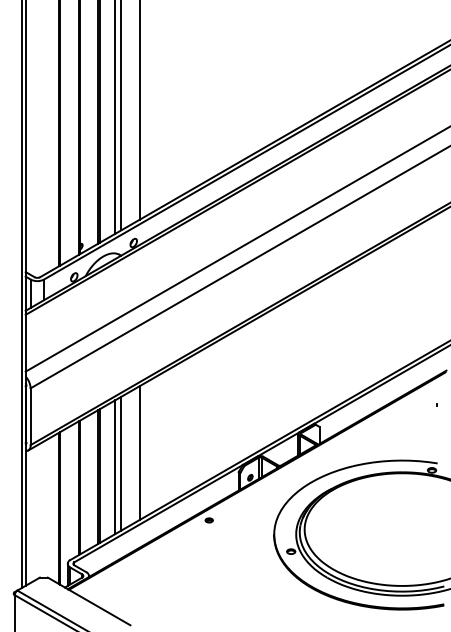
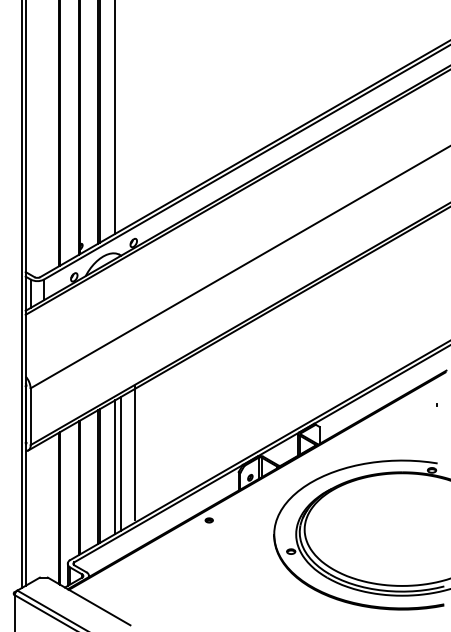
line: present -> none (139, 110)
line: present -> none (121, 116)
line: present -> none (236, 249)
line position: (139, 453) -> (134, 453) (134, 453)
